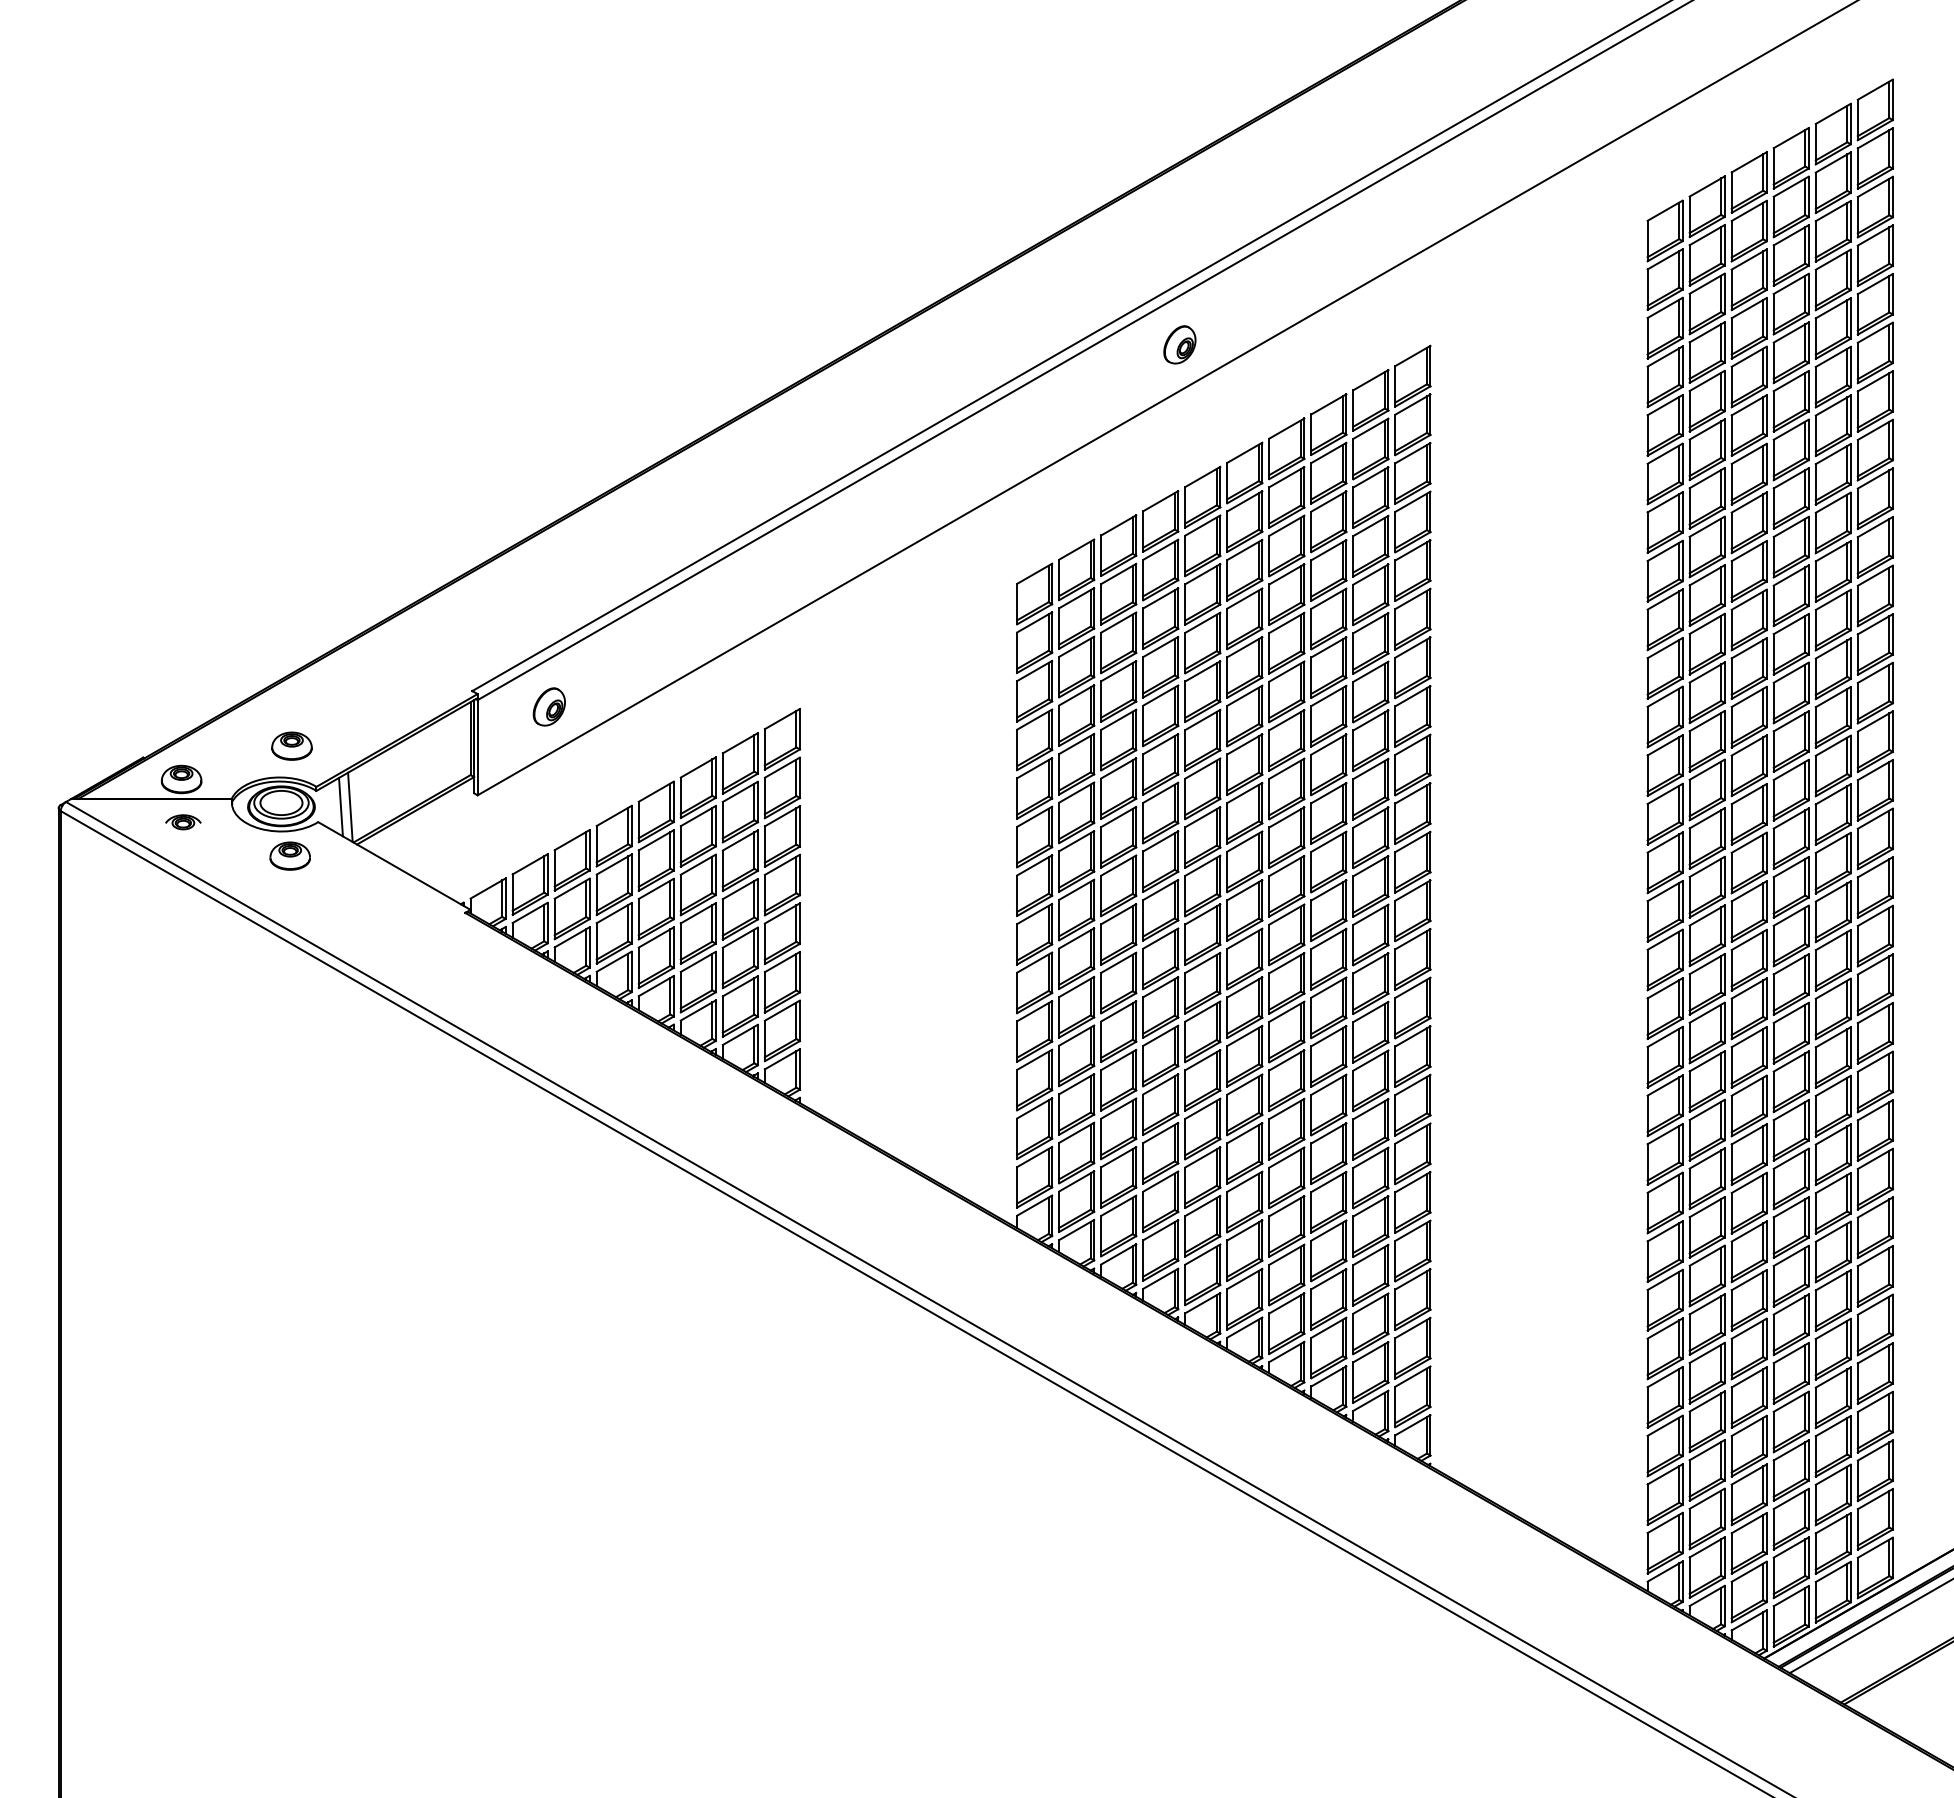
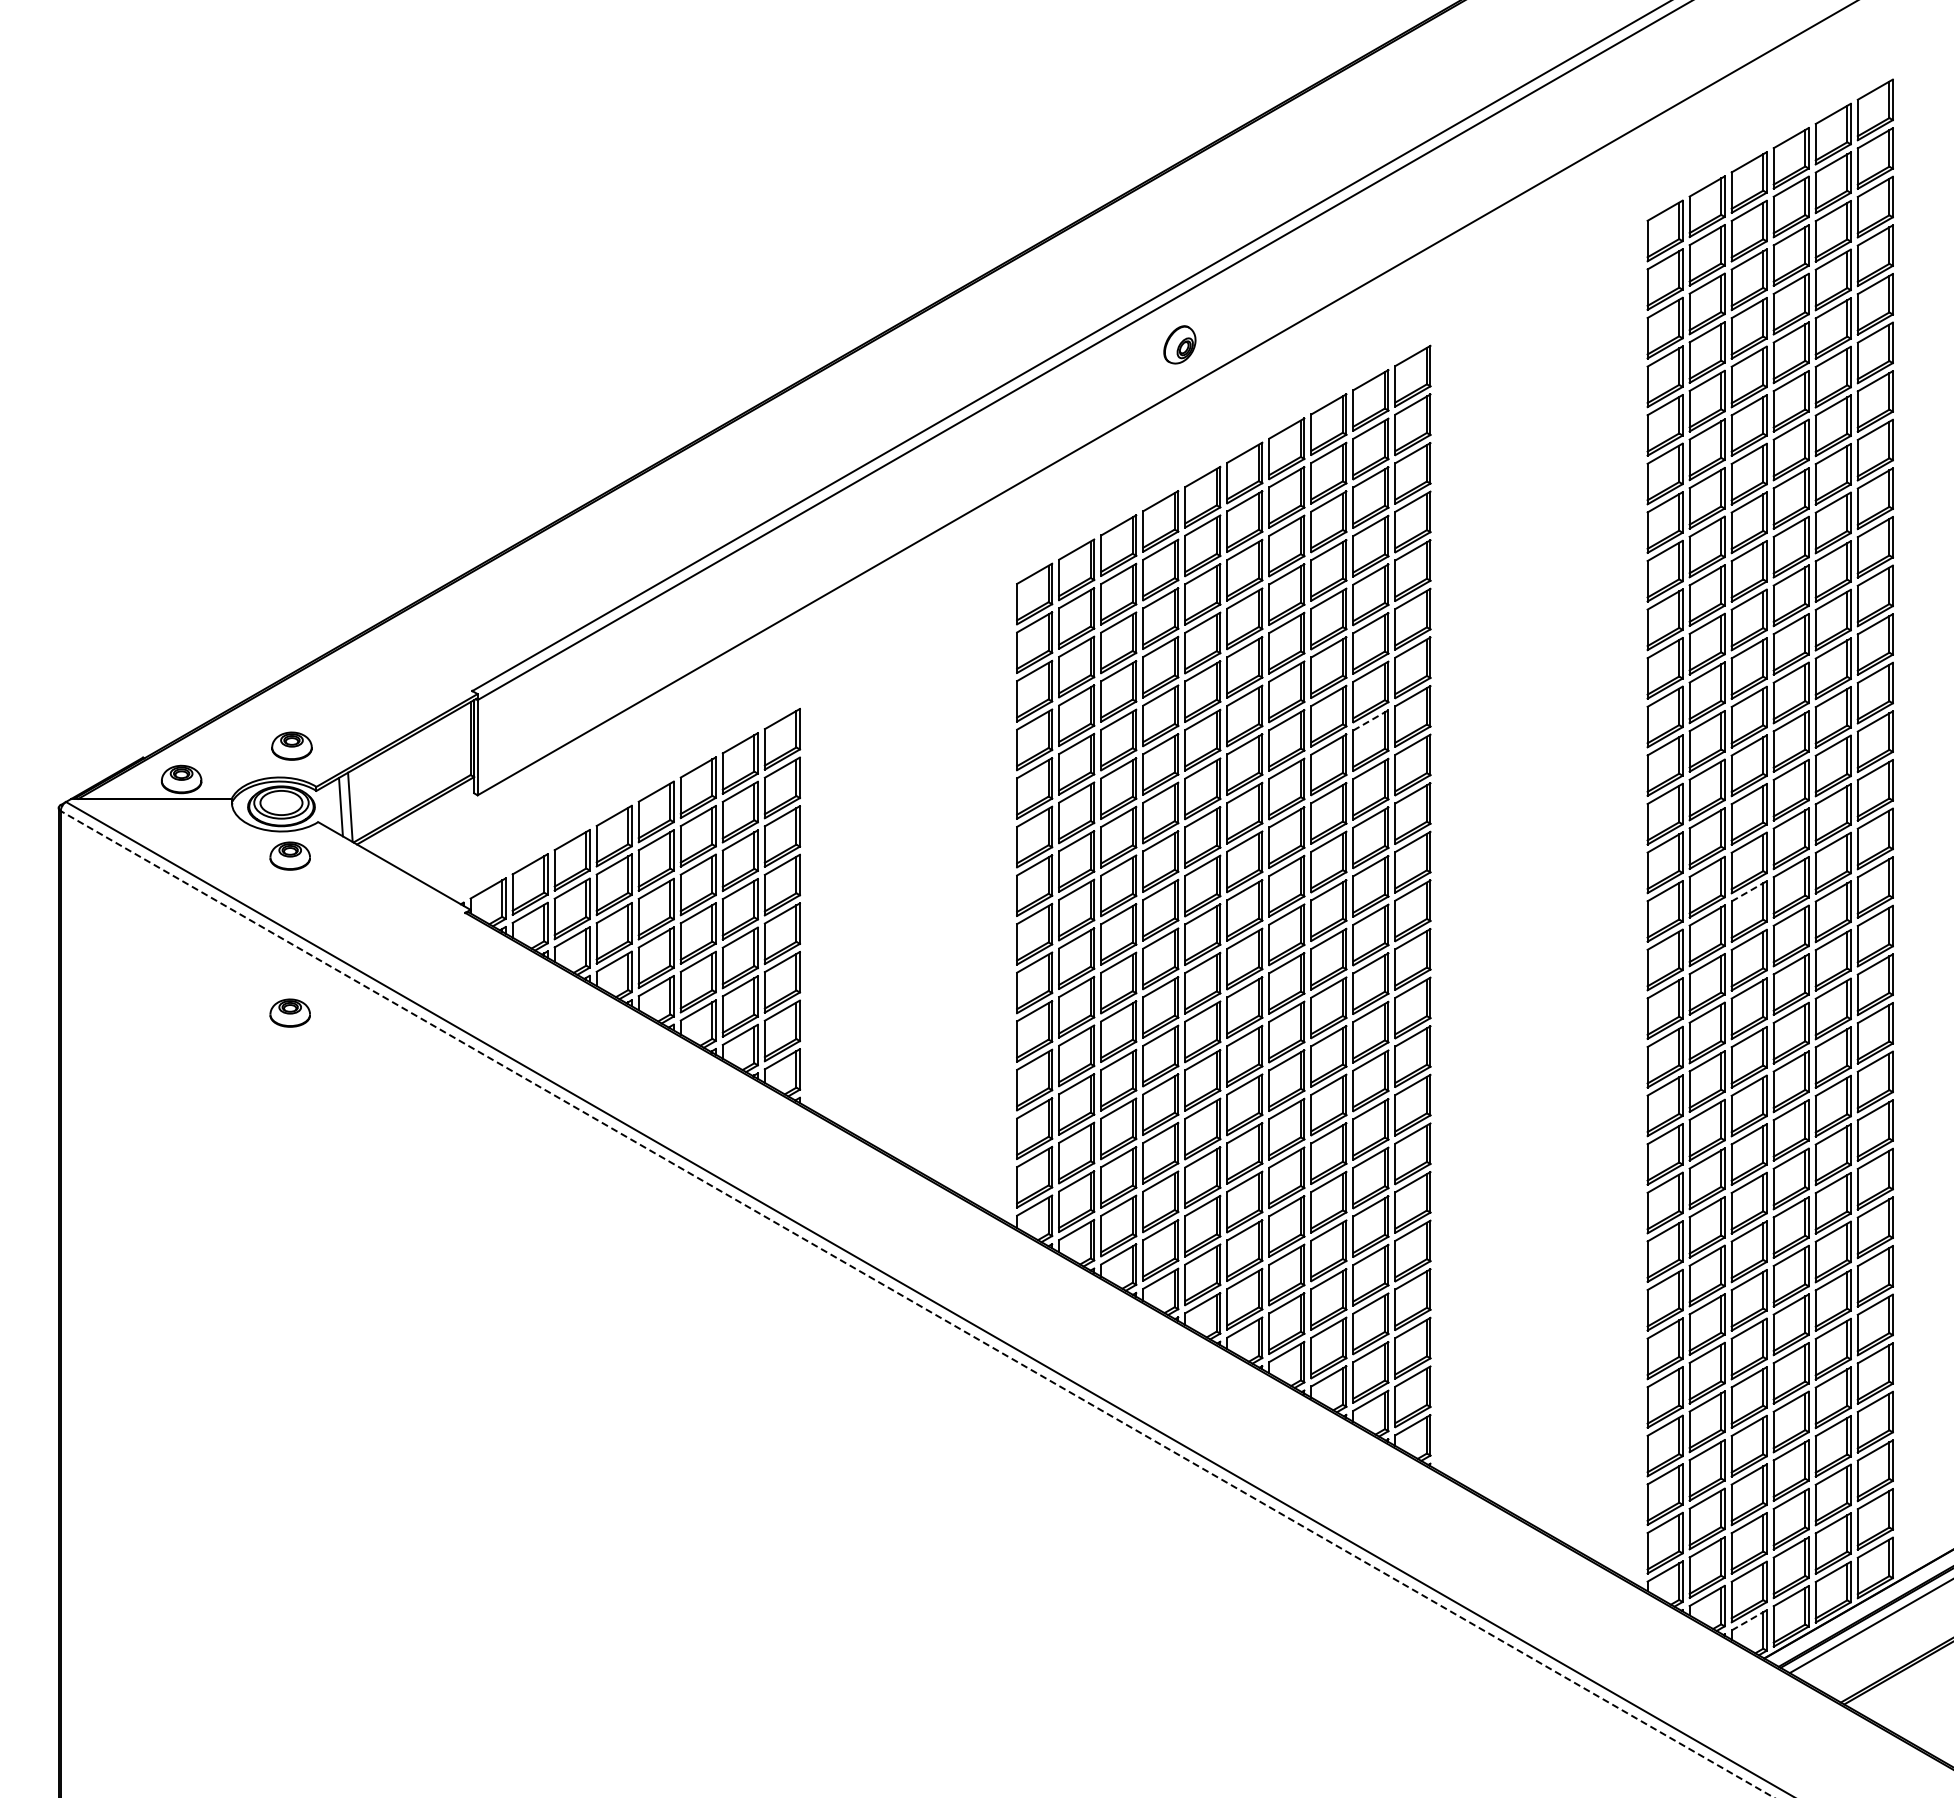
part: present -> none (548, 706)
line: solid -> dashed (1371, 720)
part: present -> none (183, 822)
line: solid -> dashed (1749, 891)
part: none -> present (289, 1012)
line: solid -> dashed (917, 1304)
line: solid -> dashed (1749, 1620)
